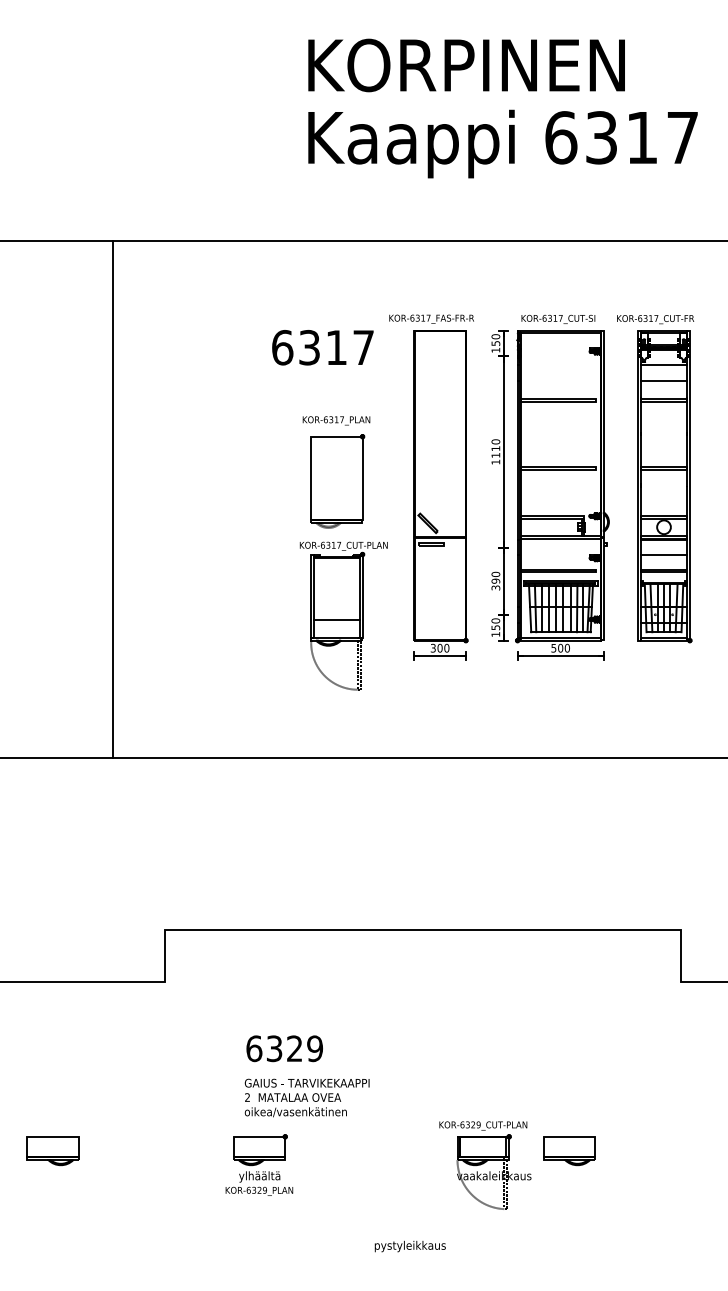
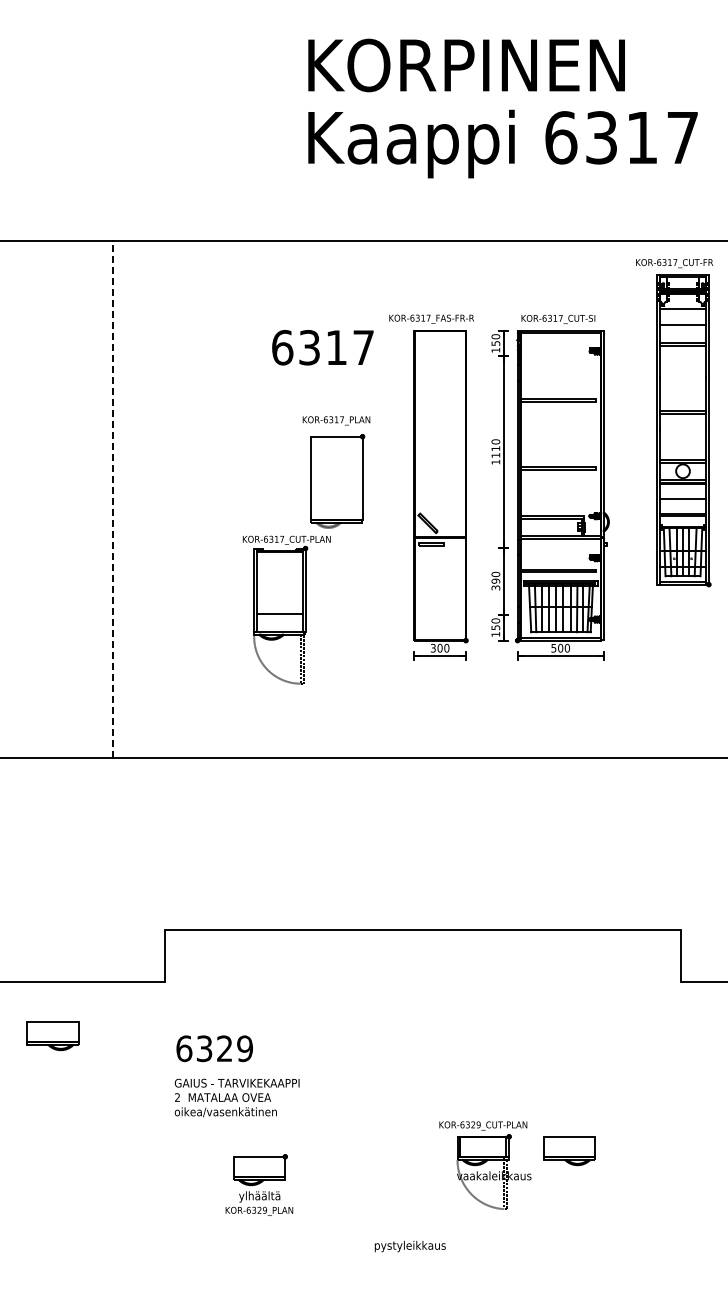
part position: (655, 479) -> (674, 423) (674, 423)
line: solid -> dashed (113, 499)
part position: (343, 615) -> (286, 609) (286, 609)
text position: (306, 1076) -> (236, 1076) (236, 1076)
part position: (52, 1151) -> (52, 1036) (52, 1036)
part position: (259, 1164) -> (259, 1184) (259, 1184)
